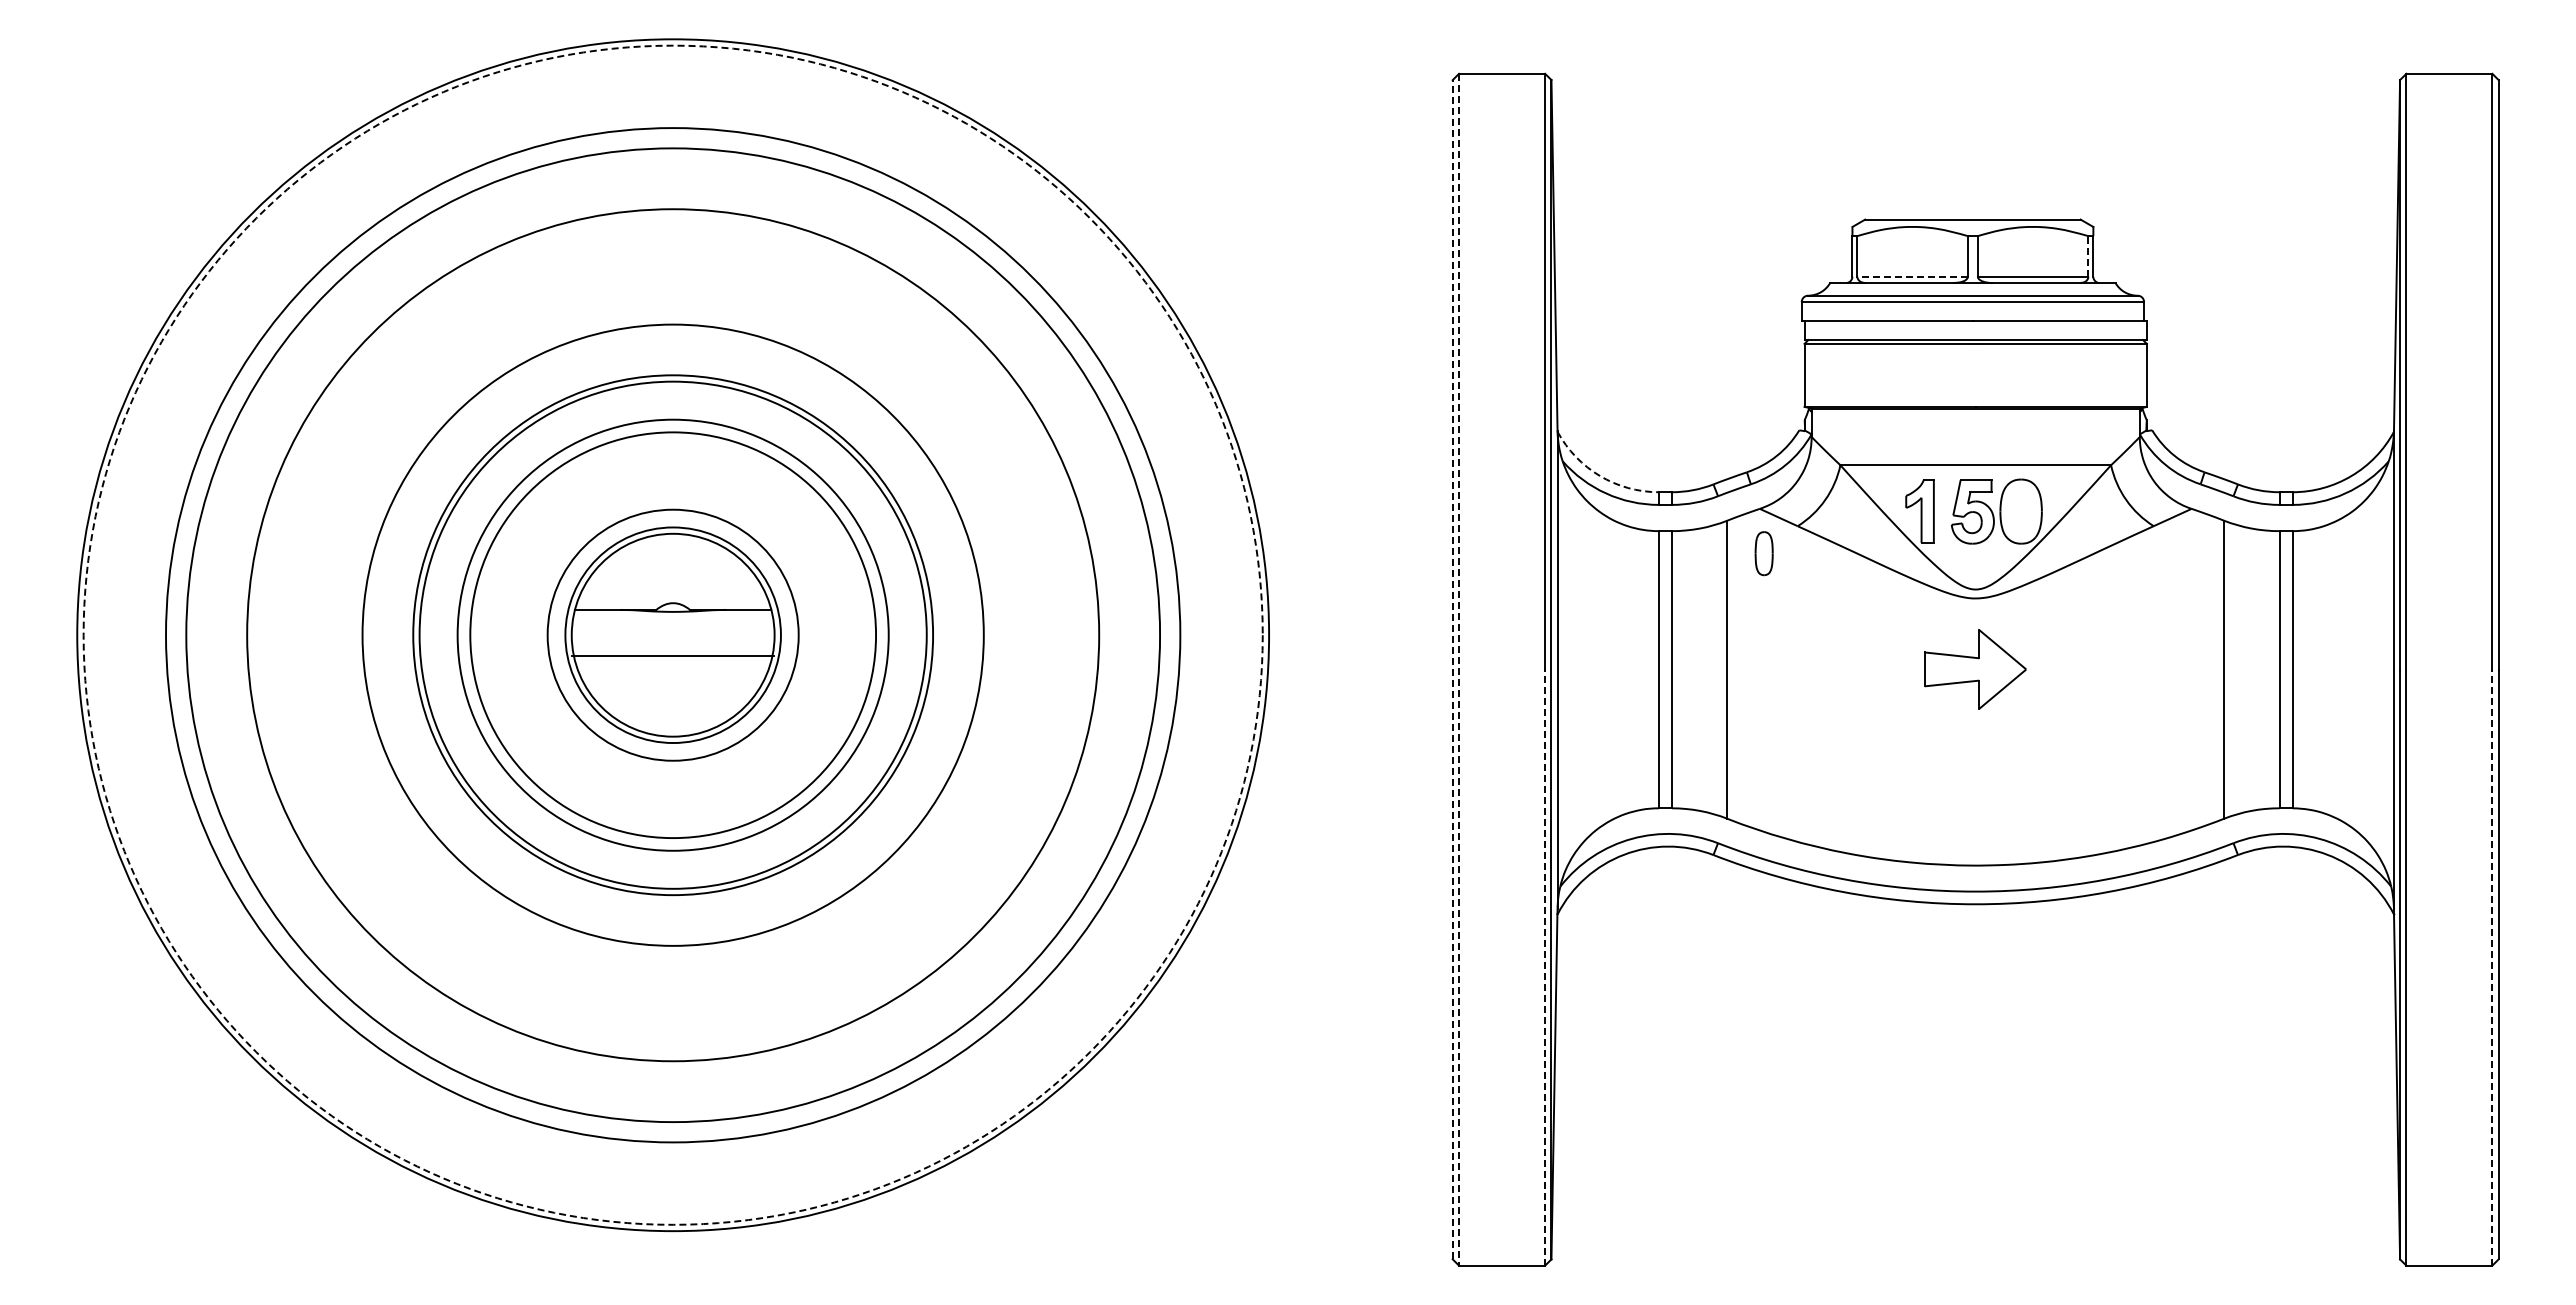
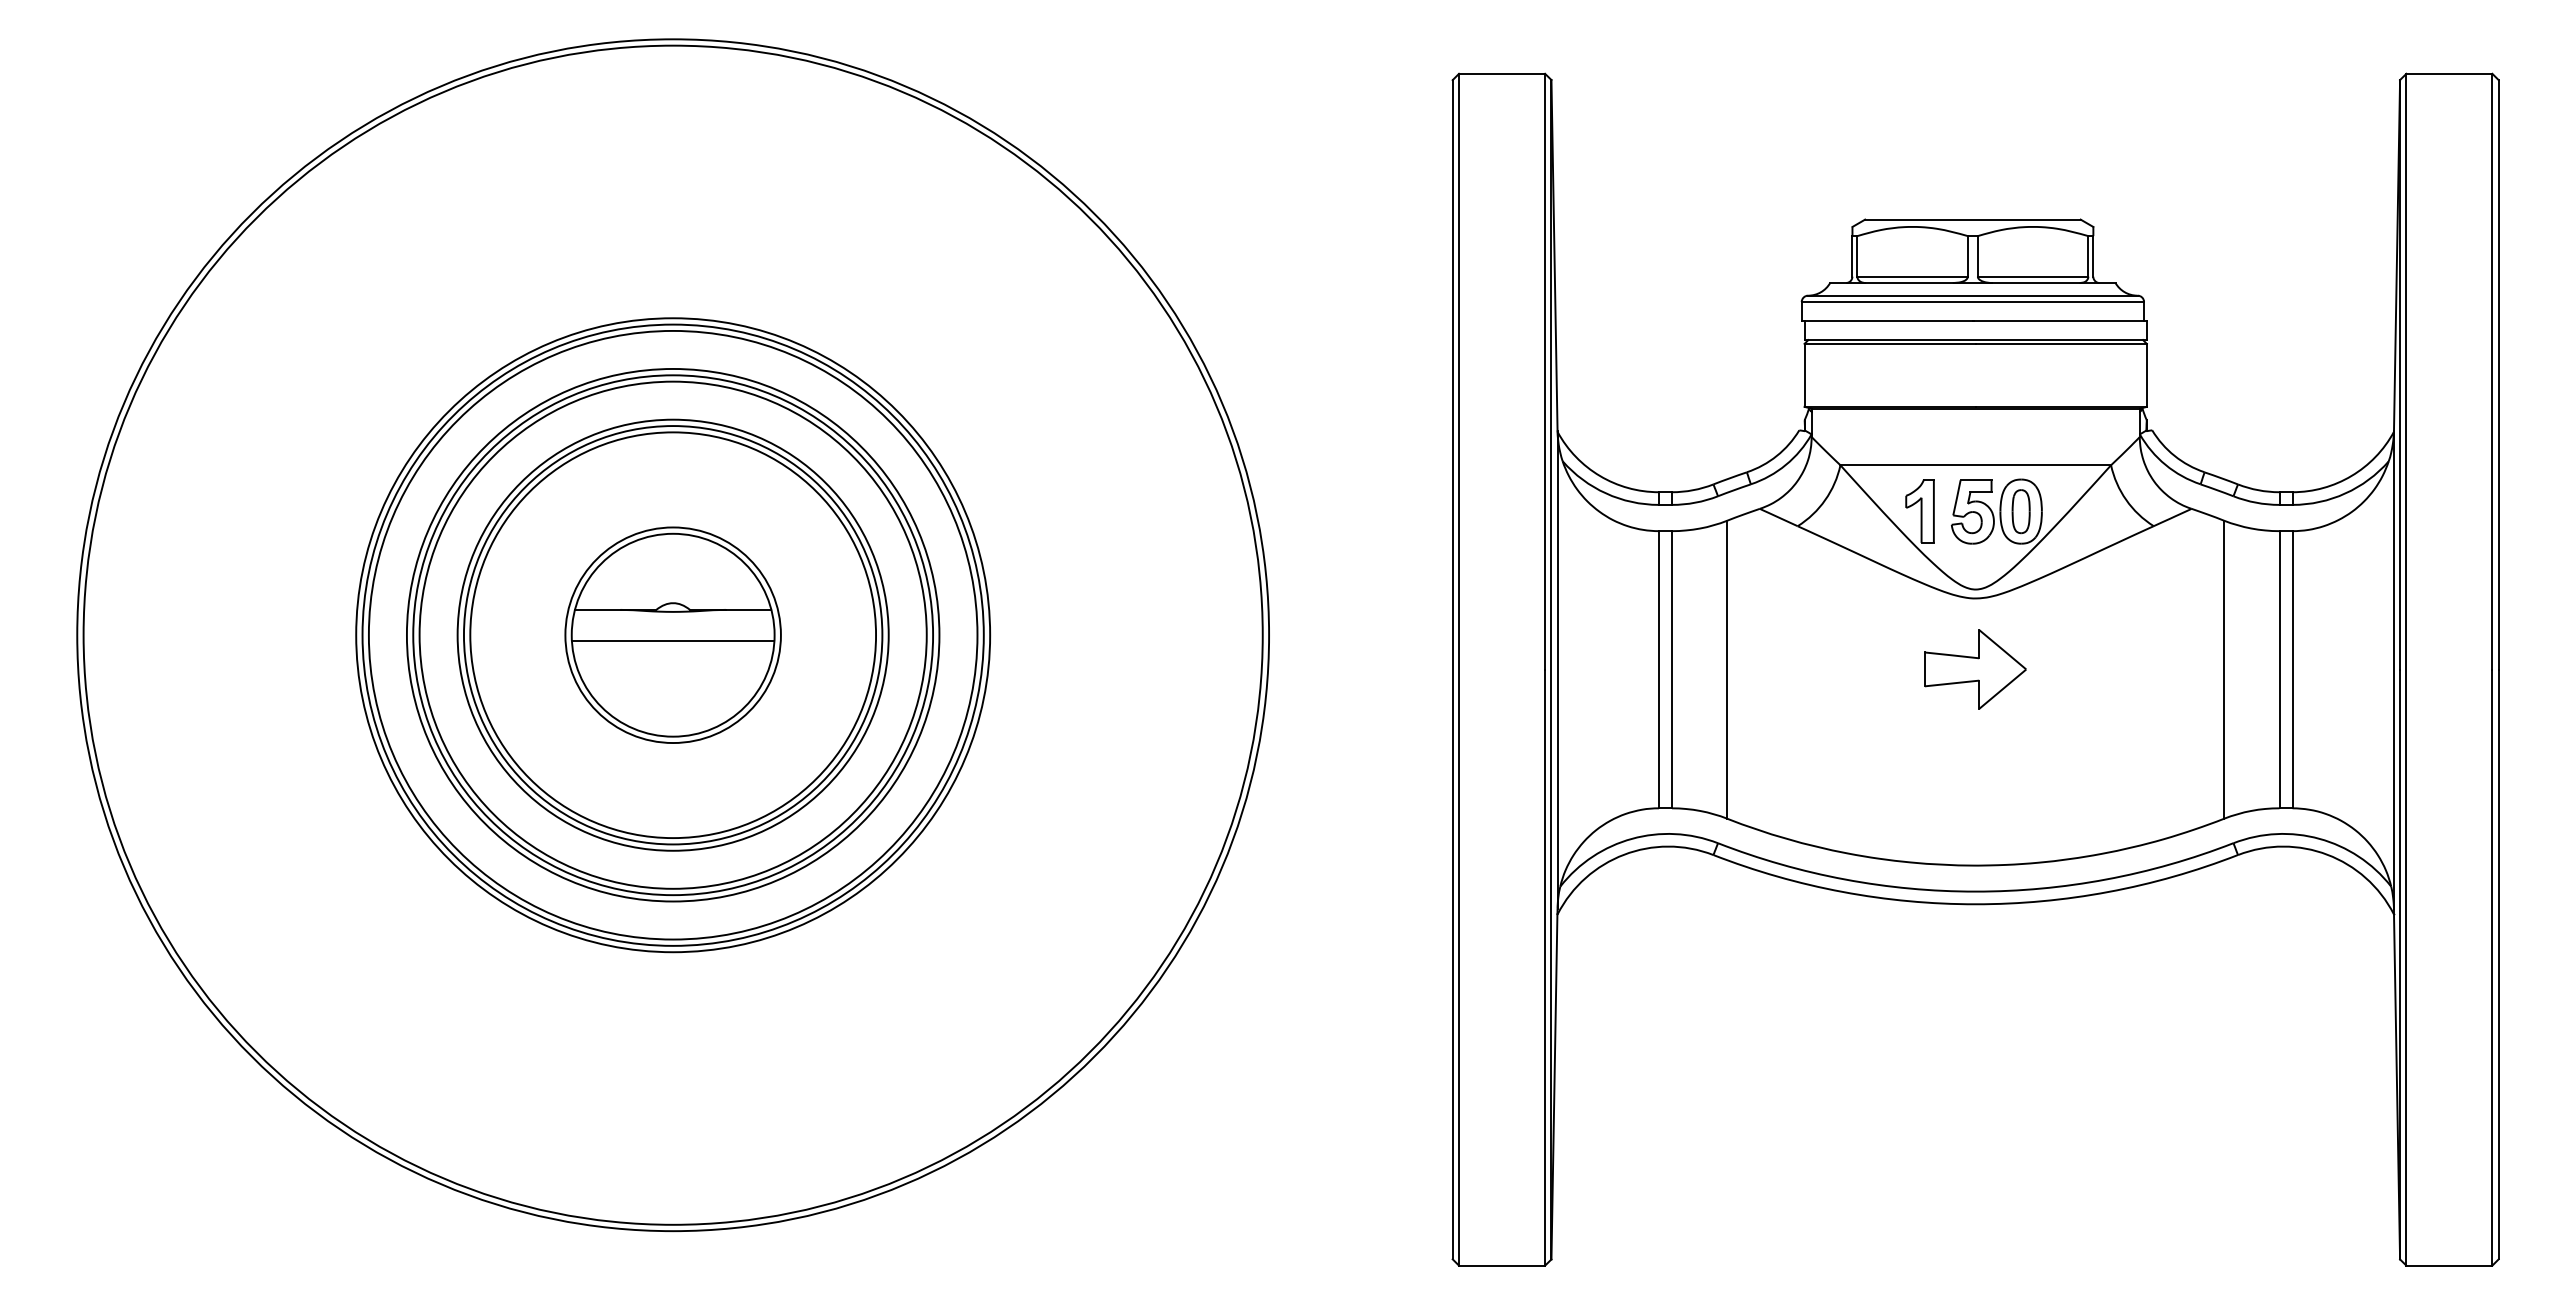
line: dashed -> solid (2088, 255)
line: dashed -> solid (1912, 276)
arc: dashed -> solid (1599, 476)
part position: (1763, 553) -> (2020, 511) (2020, 511)
circle diameter: 251 px -> 418 px (672, 635)
circle: dashed -> solid (672, 634)
circle diameter: 1014 px -> 634 px (673, 635)
circle diameter: 852 px -> 533 px (672, 634)
circle diameter: 974 px -> 609 px (672, 634)
line position: (672, 656) -> (672, 641) (672, 641)
line: dashed -> solid (1452, 669)
line: dashed -> solid (1459, 669)
line: dashed -> solid (1545, 967)
line: dashed -> solid (2492, 967)
